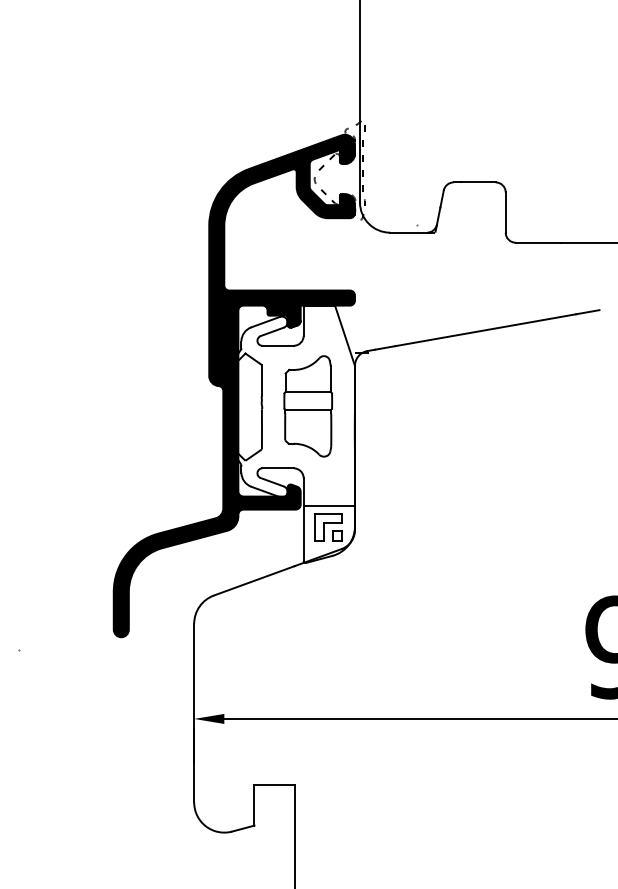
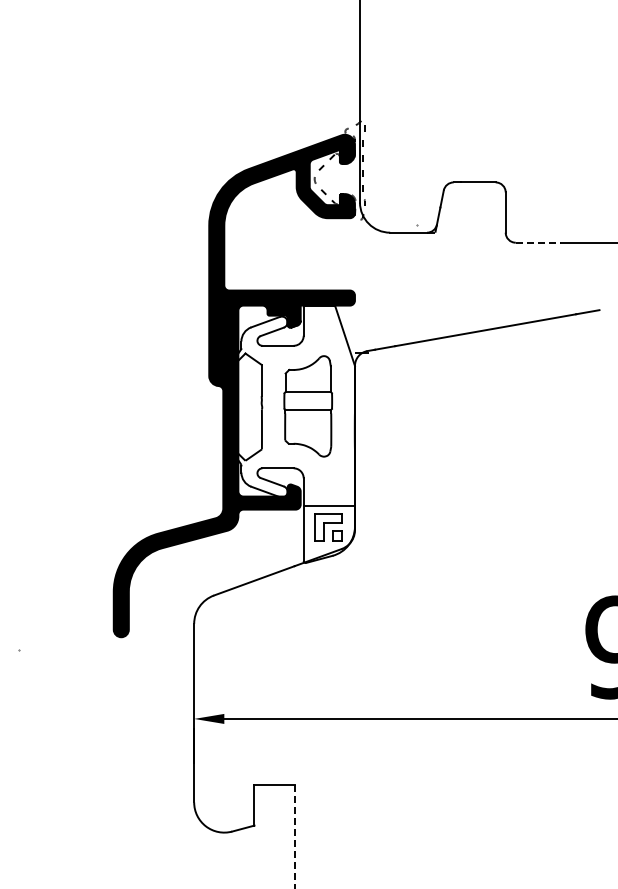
line: solid -> dashed (538, 242)
line: solid -> dashed (294, 836)
